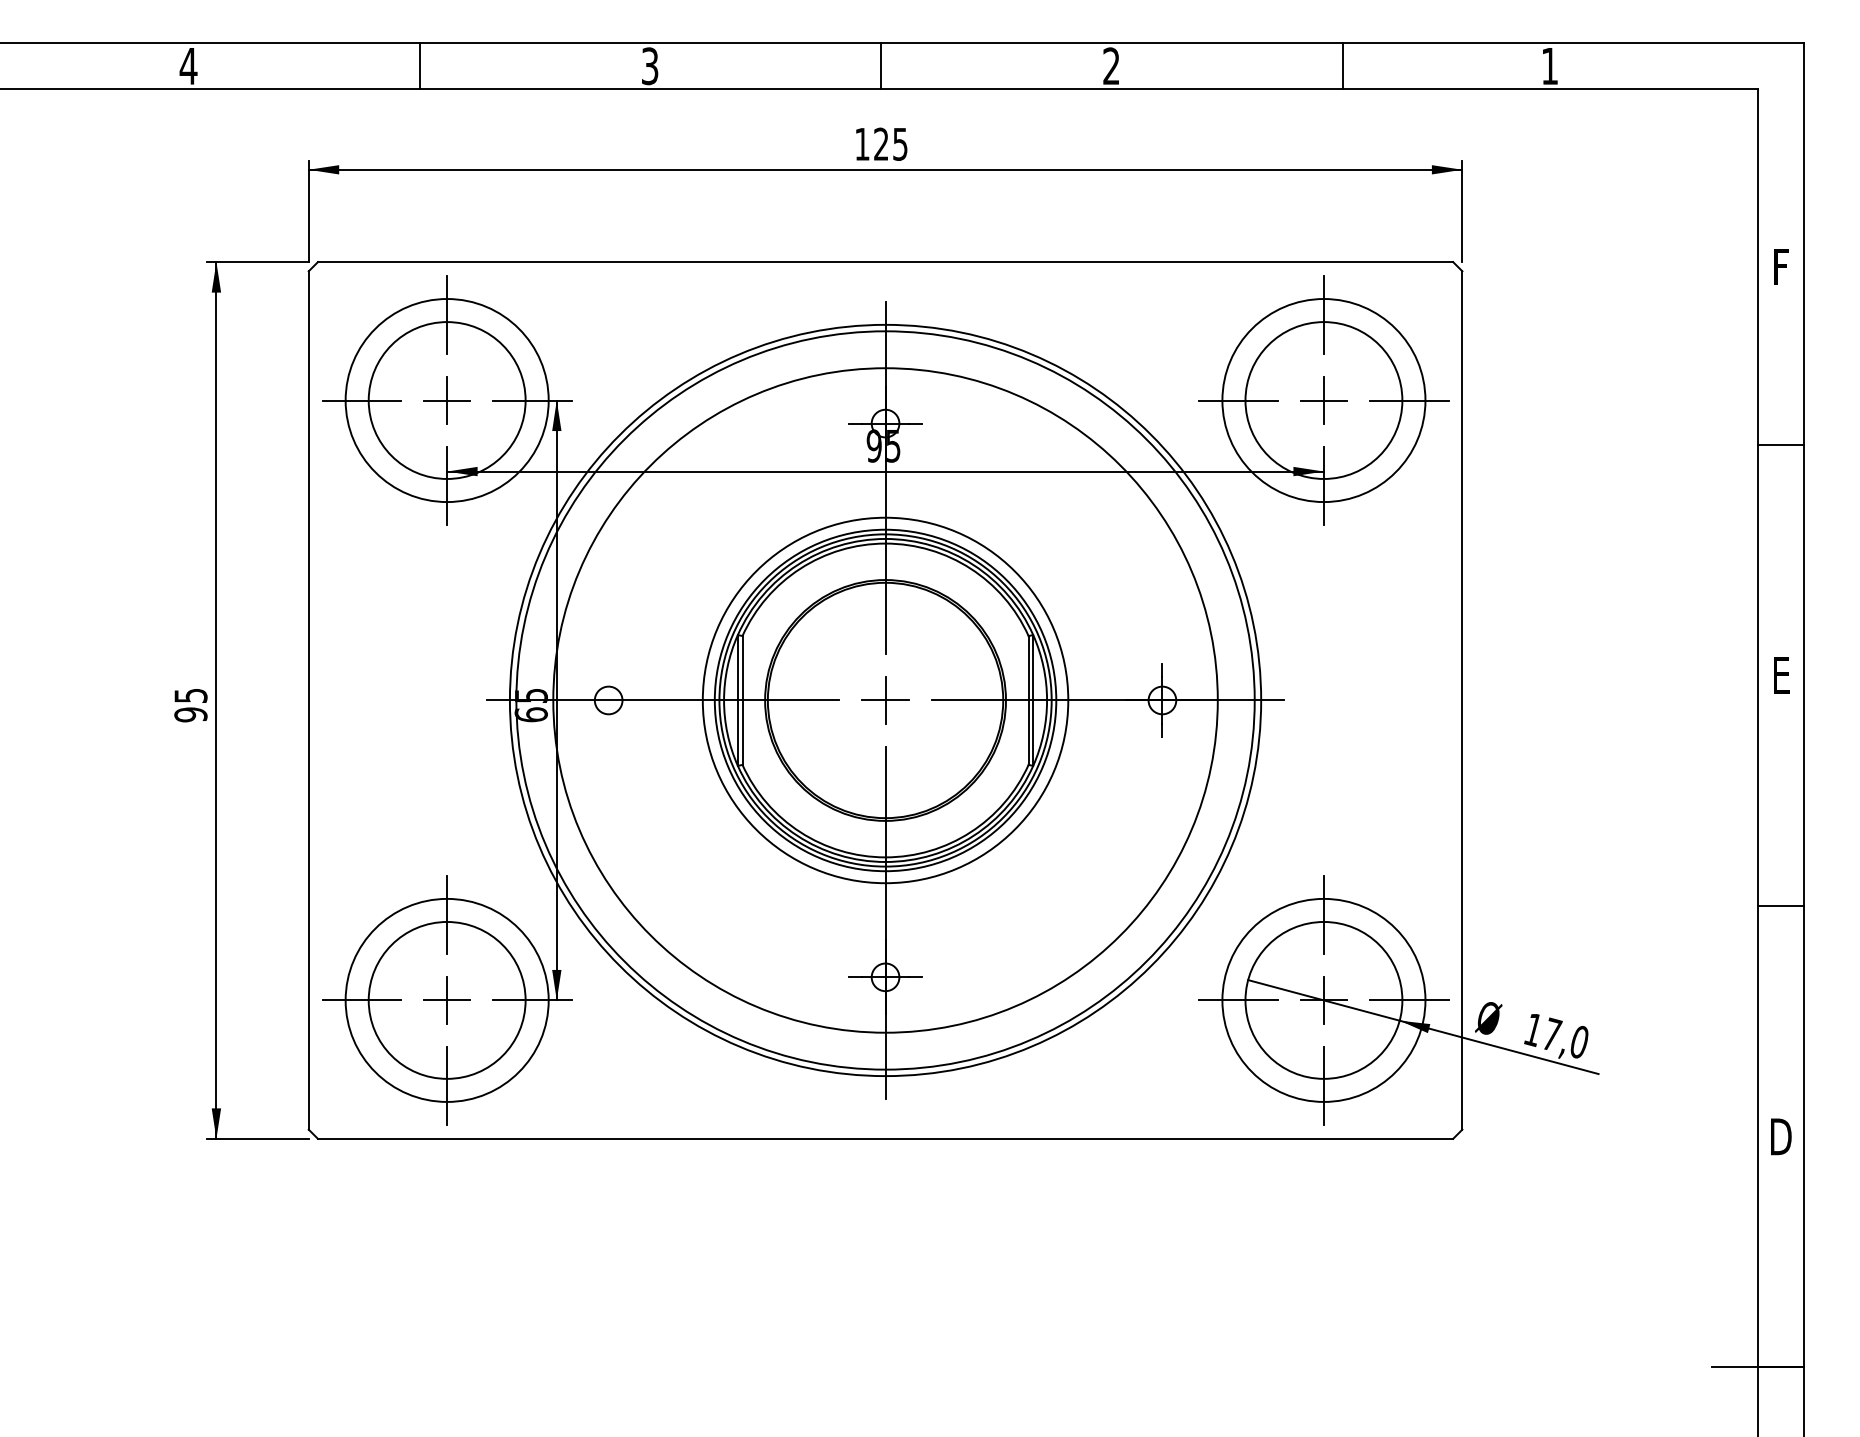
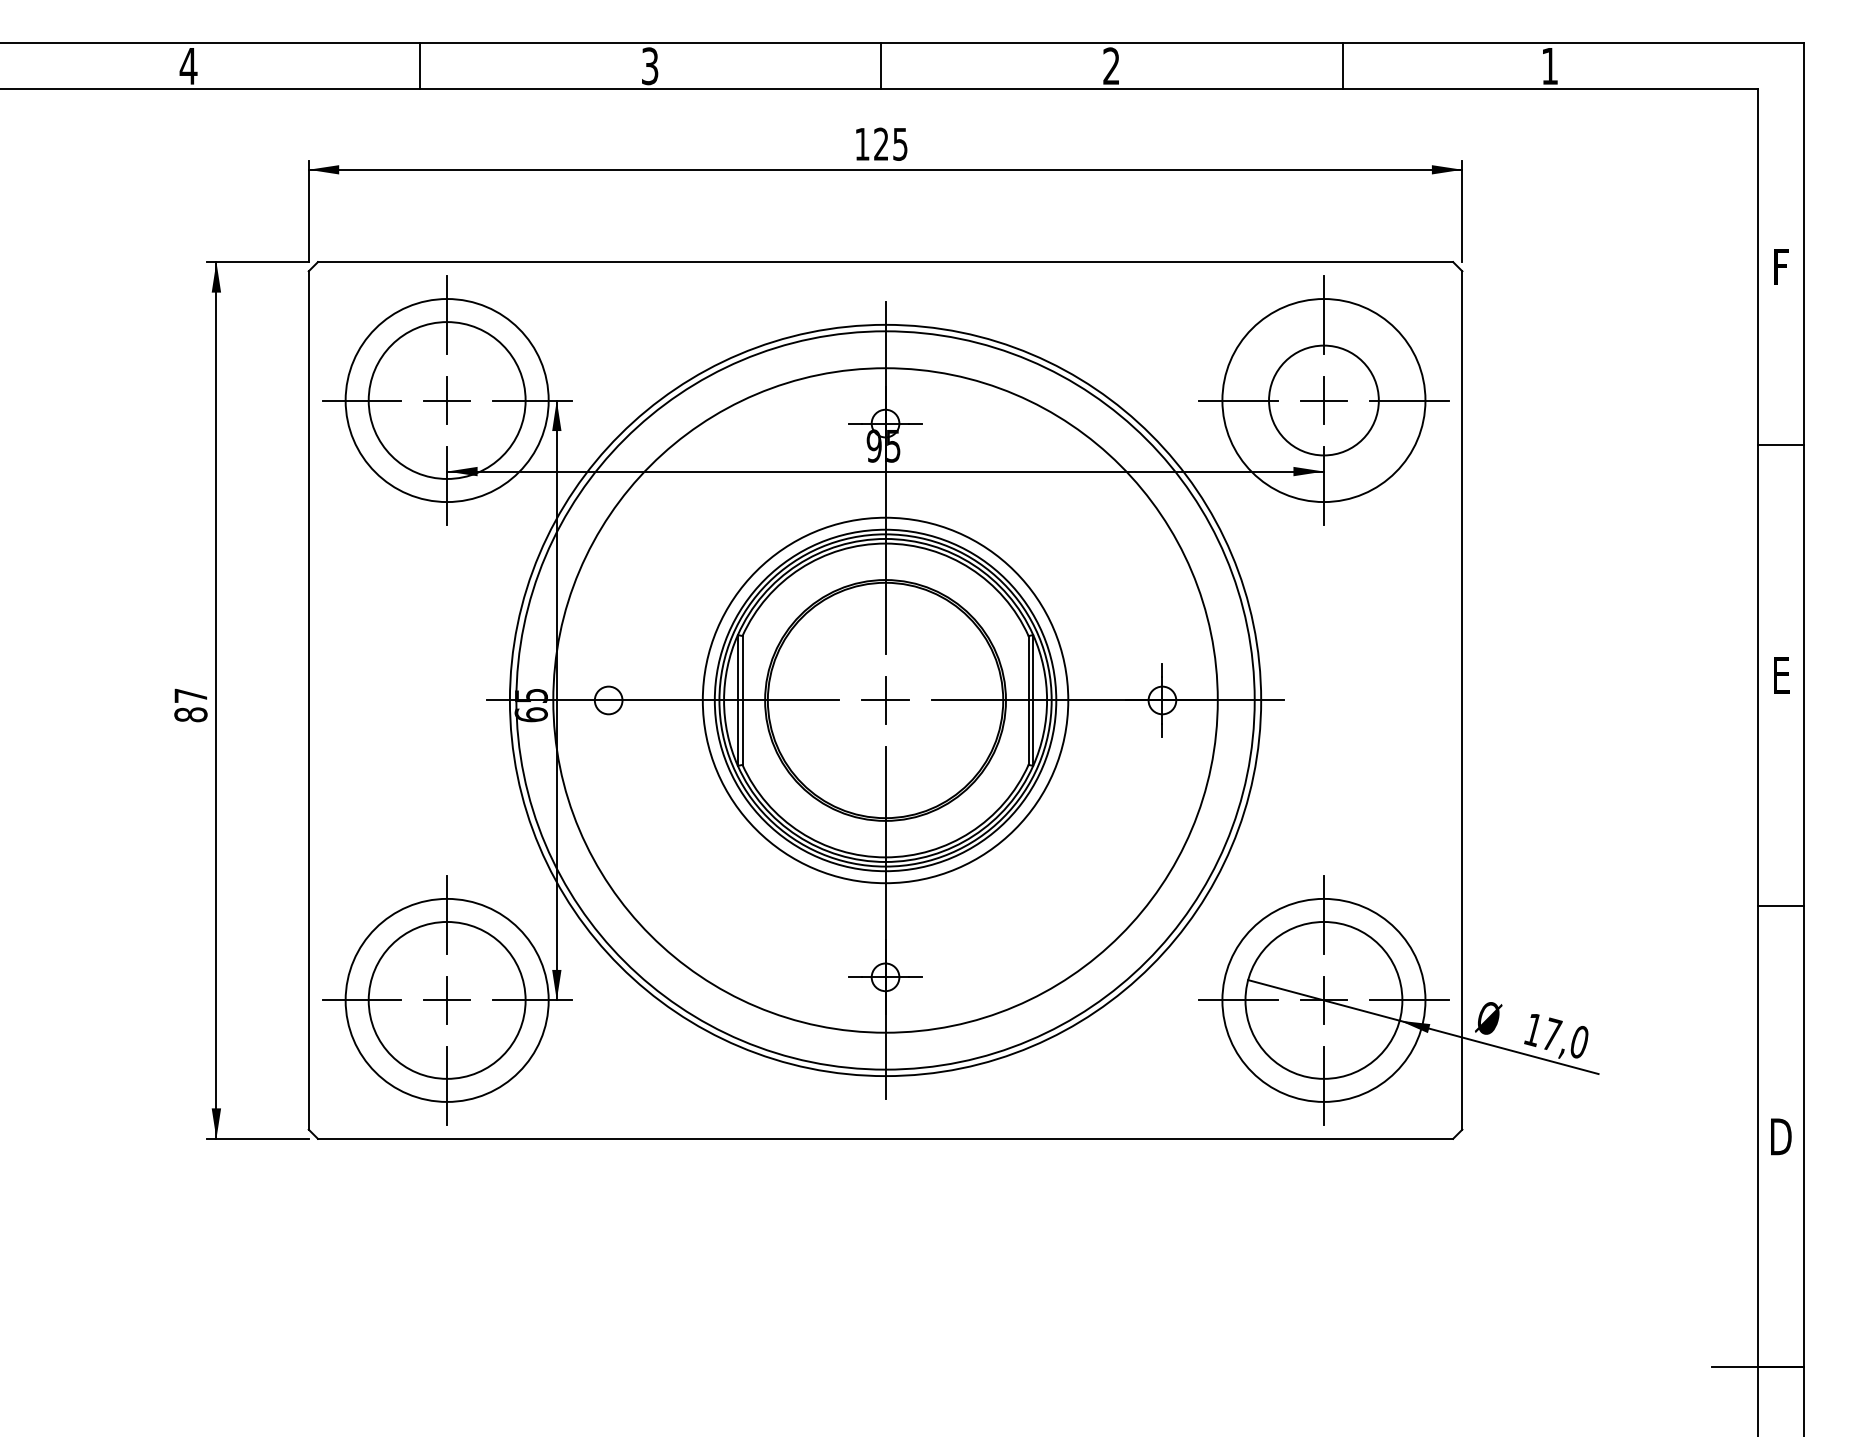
circle diameter: 157 px -> 110 px (1323, 400)
text: 95 -> 87 (190, 705)
